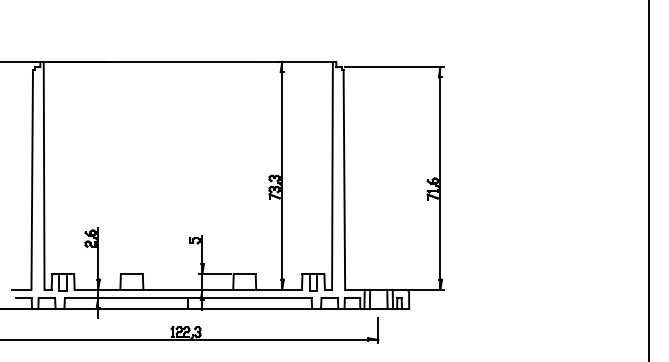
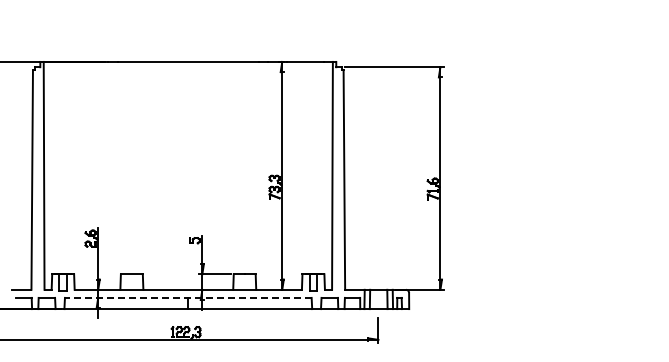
line: present -> none (648, 180)
line: solid -> dashed (187, 297)
